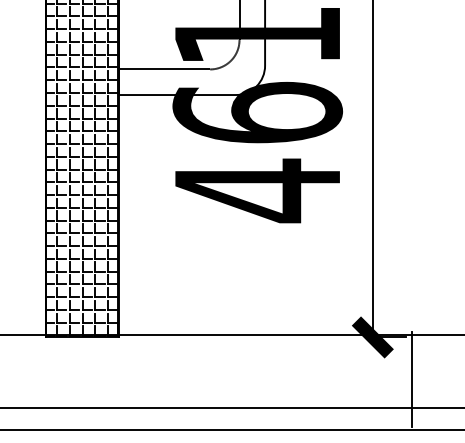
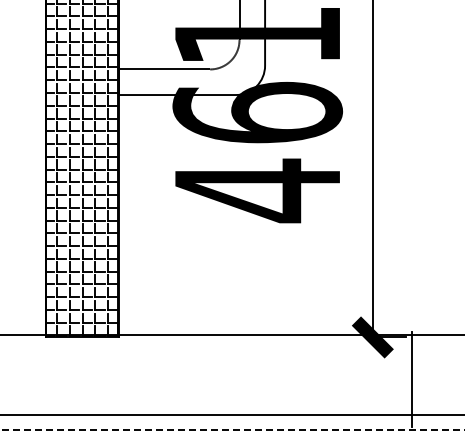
line position: (231, 408) -> (231, 415) (231, 415)
line: solid -> dashed (232, 430)
